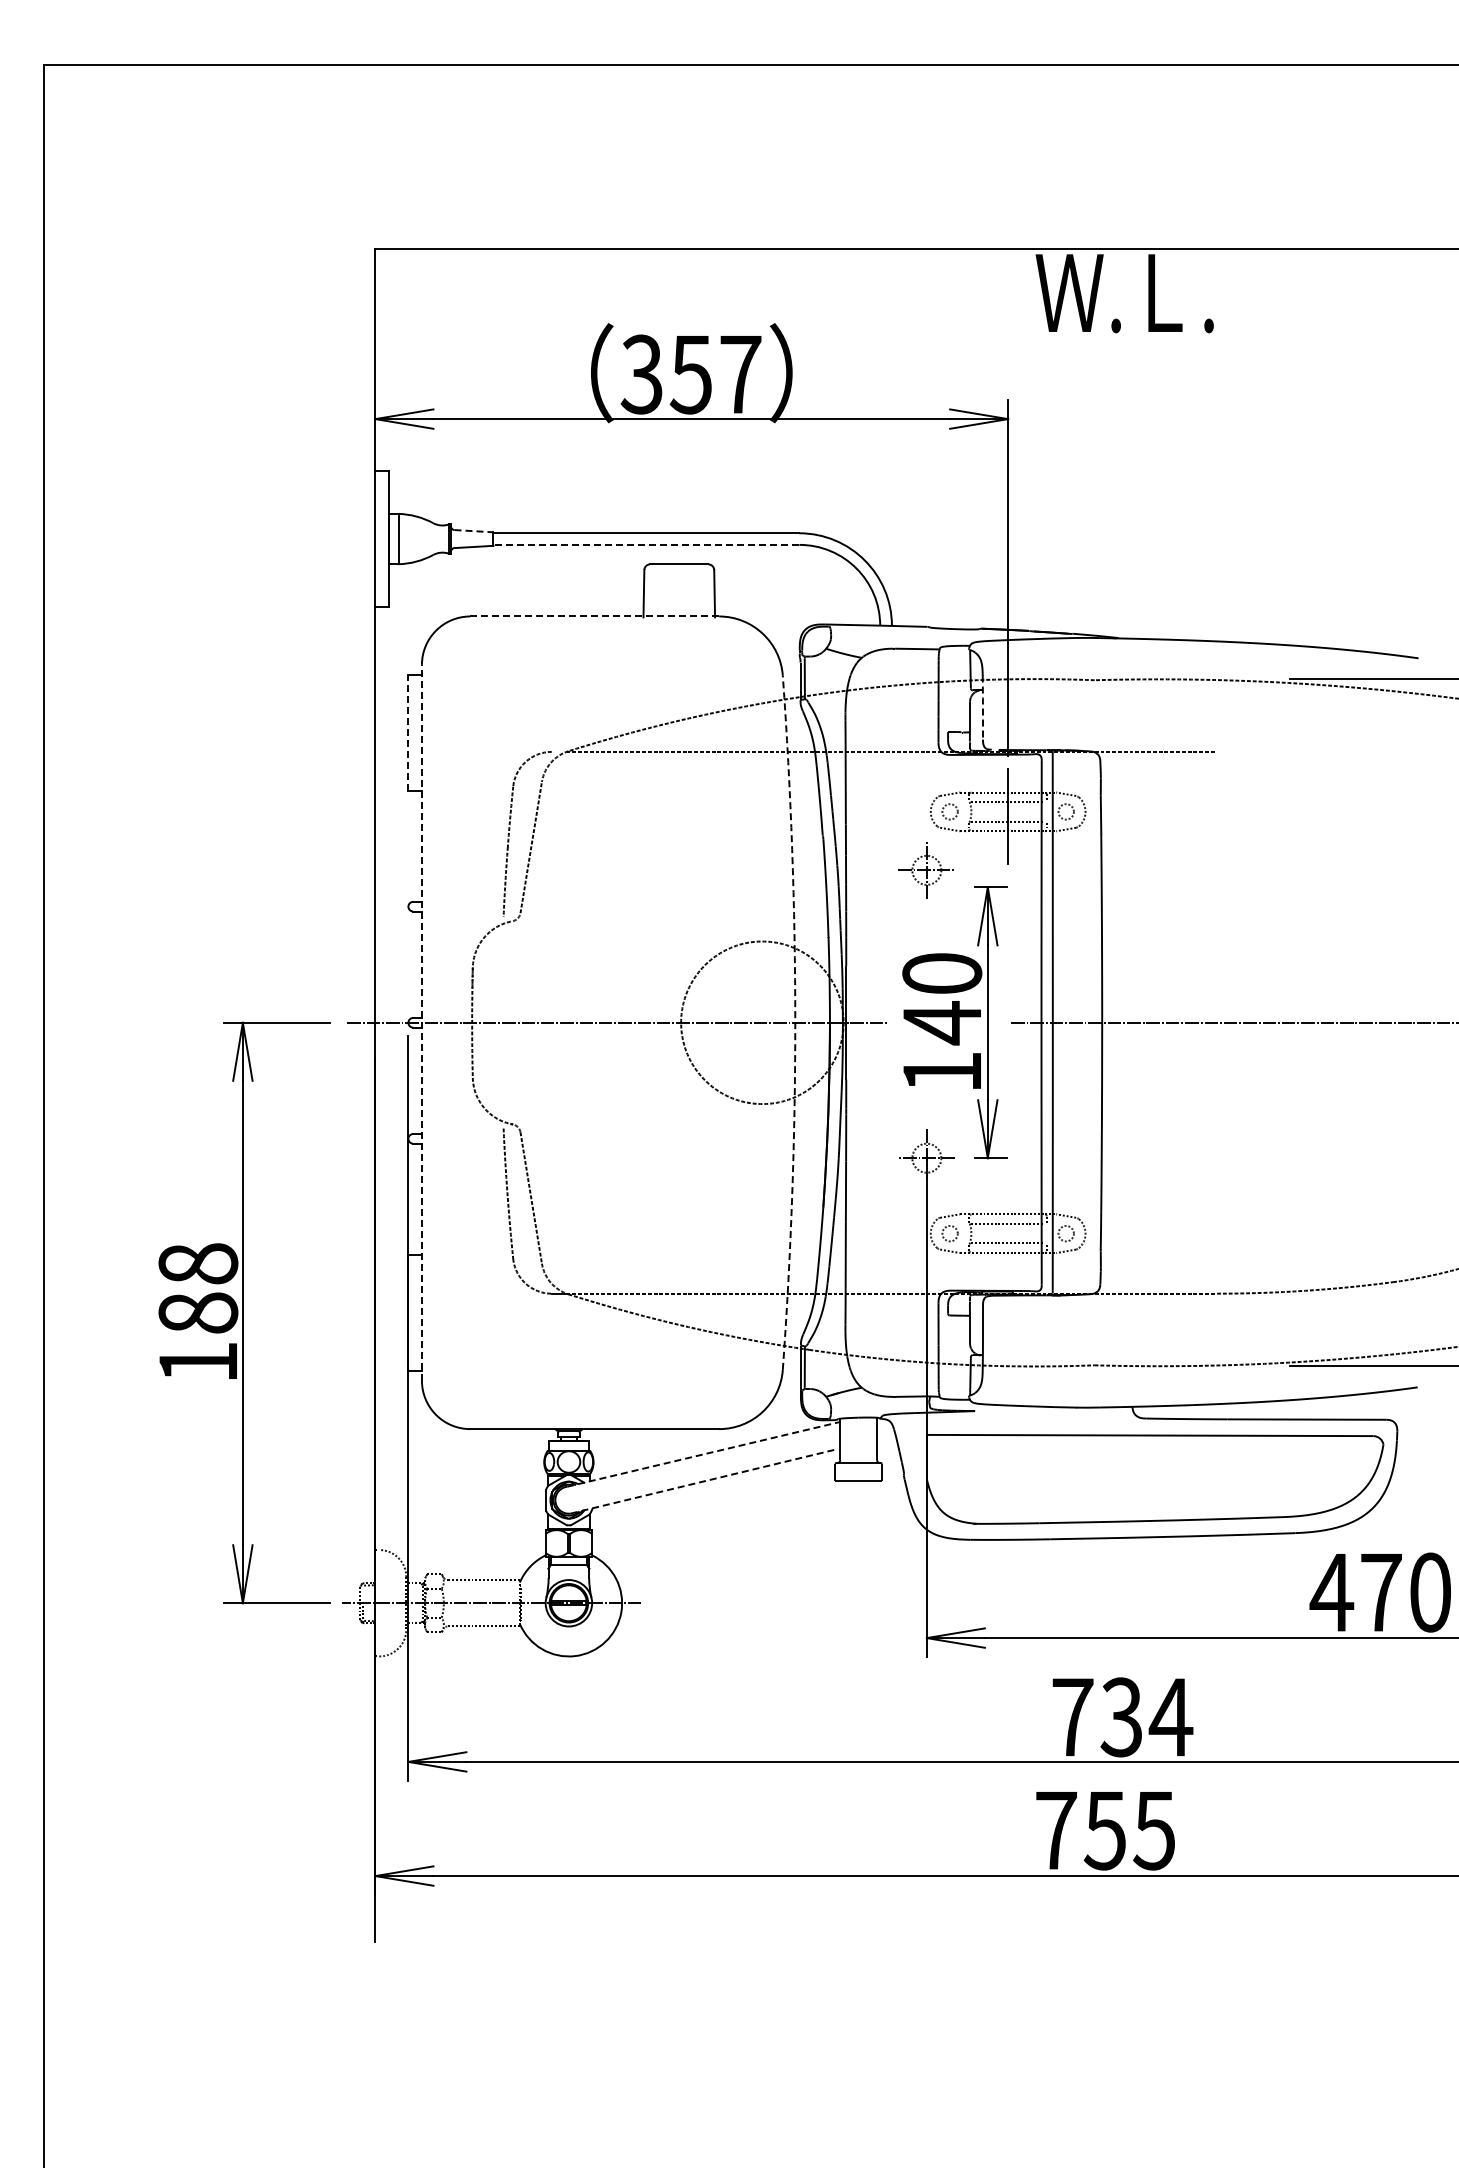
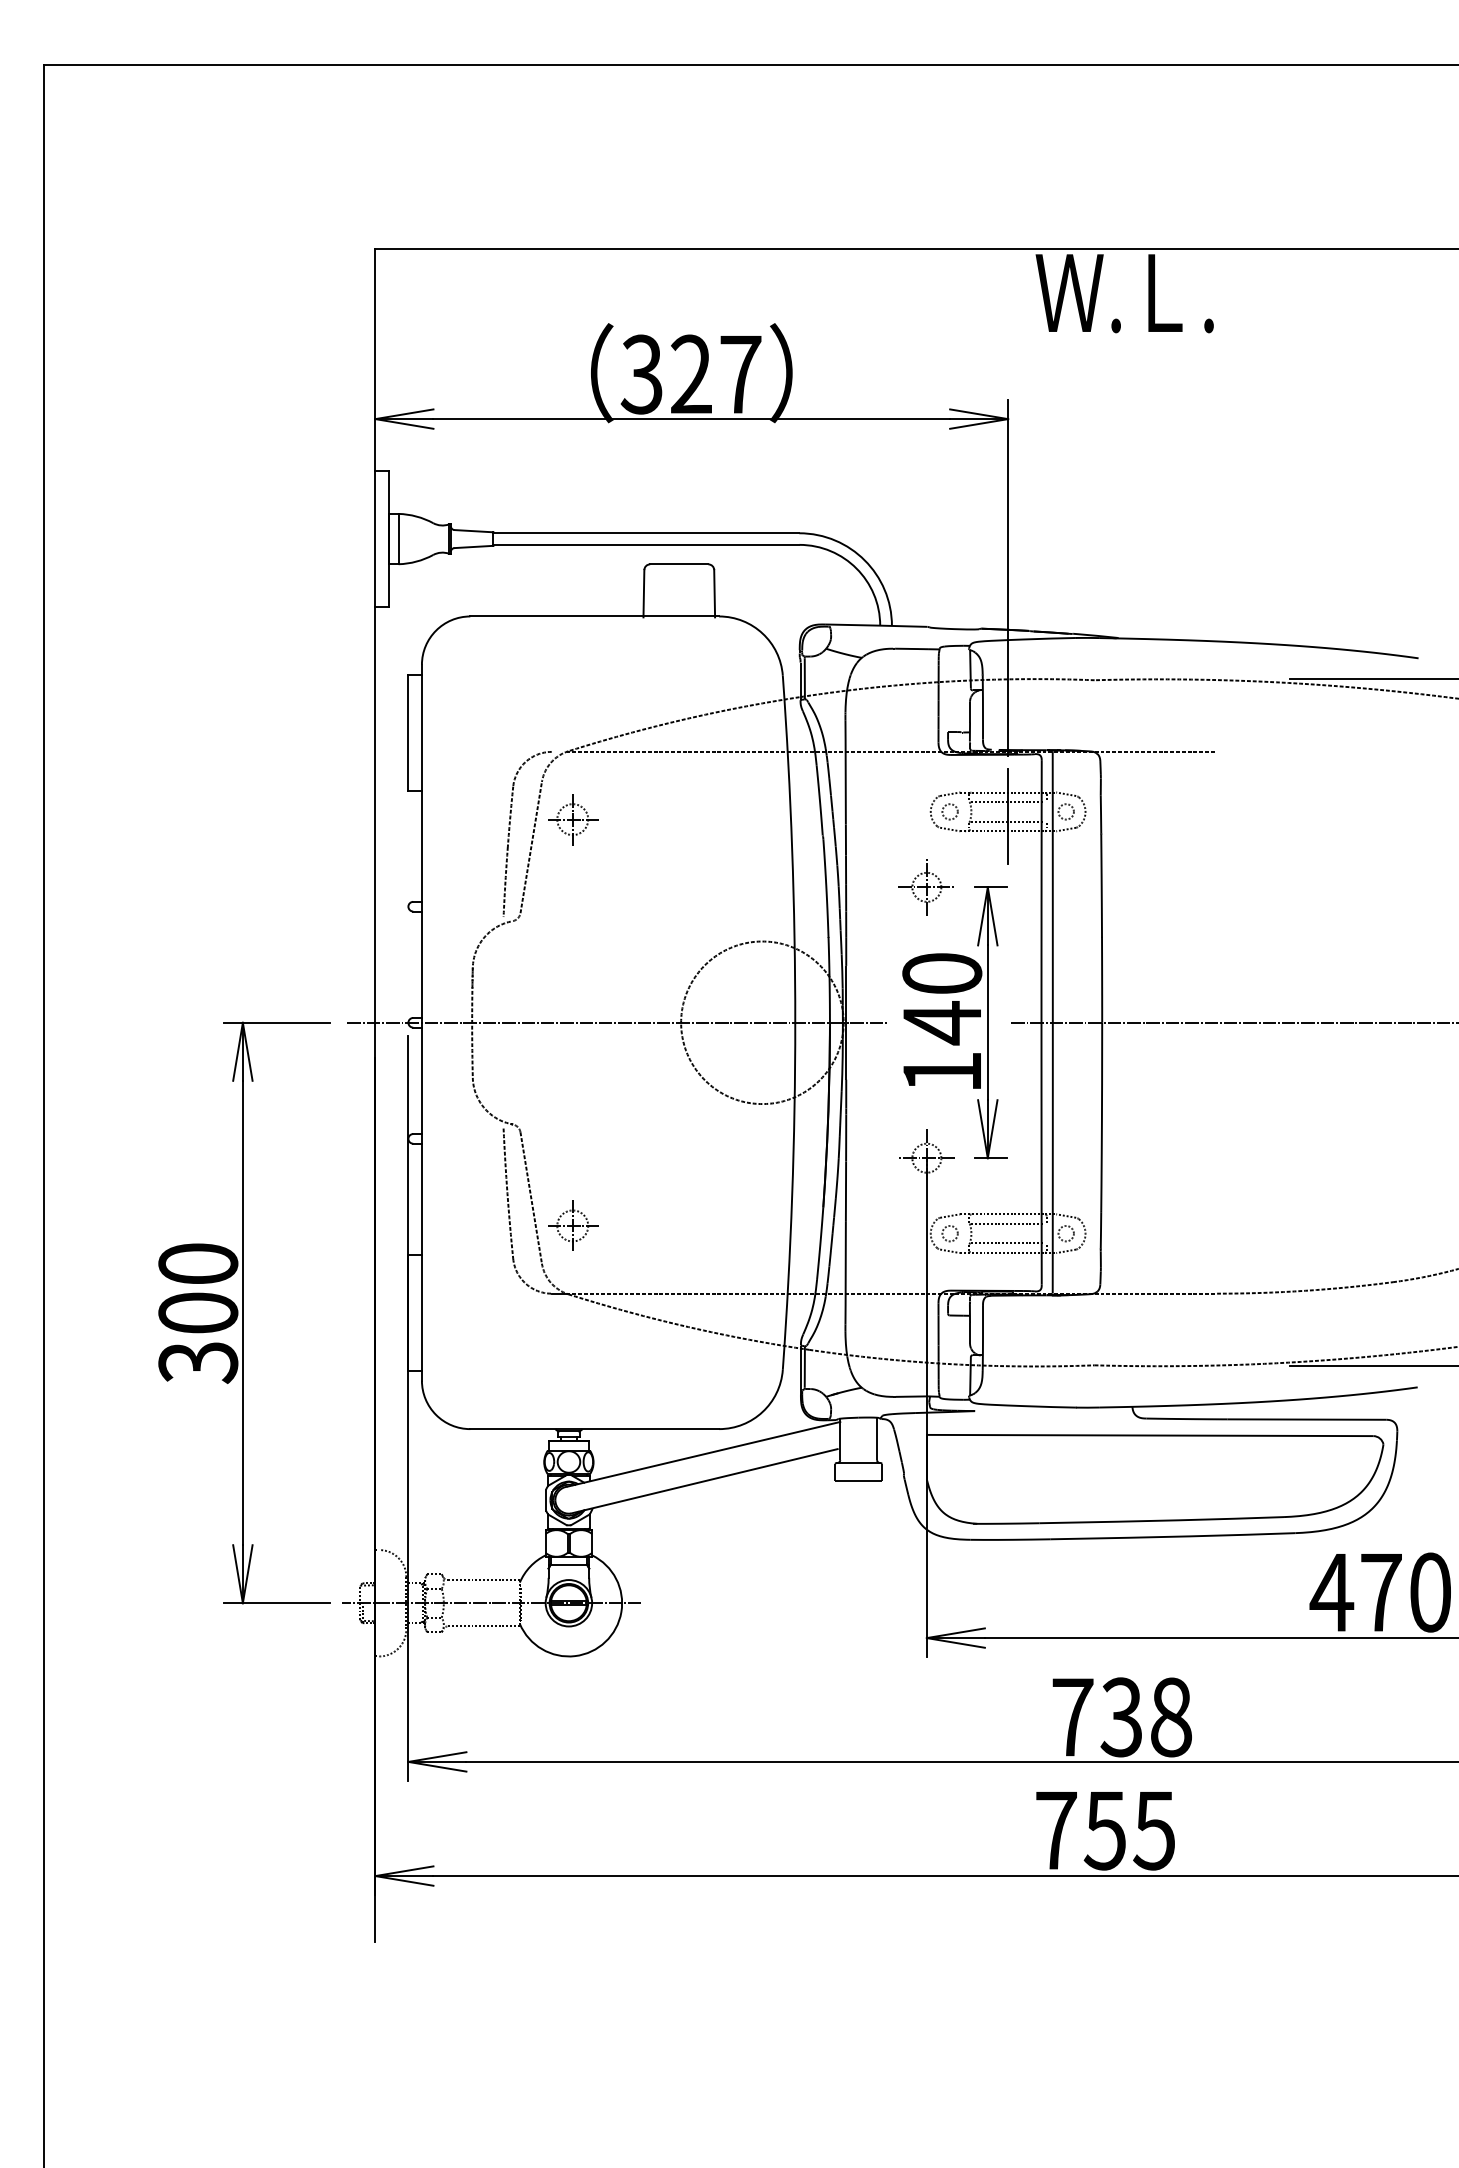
text: 357 -> 327 (690, 374)
line: dashed -> solid (474, 531)
line: dashed -> solid (646, 544)
line: dashed -> solid (594, 616)
line: dashed -> solid (982, 708)
line: dashed -> solid (408, 732)
part: none -> present (573, 819)
part position: (925, 870) -> (925, 887) (925, 887)
line: dashed -> solid (421, 1022)
arc: dashed -> solid (795, 1022)
part: none -> present (573, 1225)
text: 188 -> 300 (198, 1313)
line: dashed -> solid (704, 1454)
line: dashed -> solid (704, 1481)
text: 734 -> 738 (1170, 1717)
